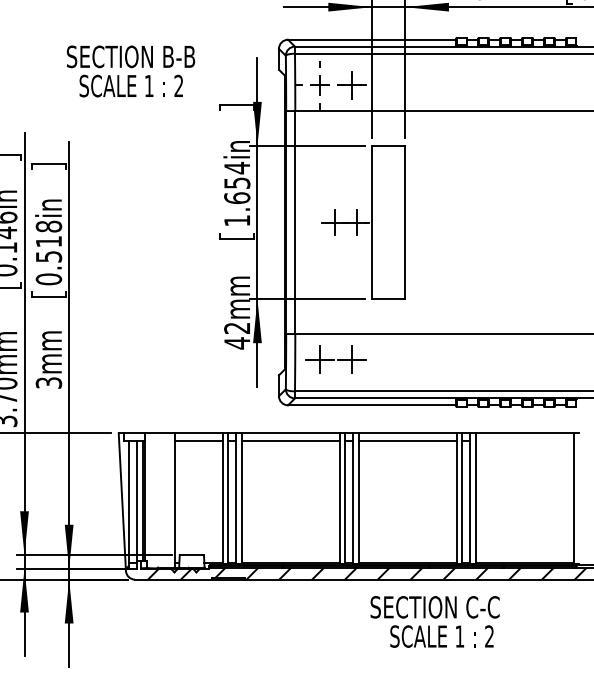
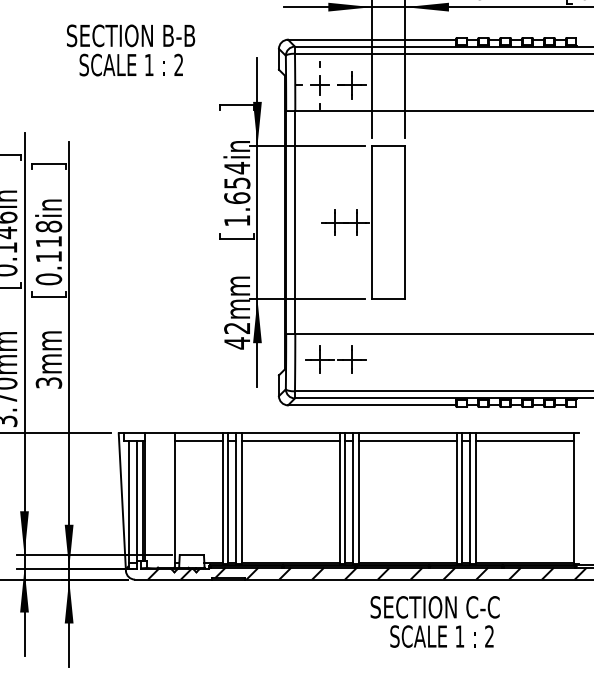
text position: (131, 71) -> (131, 50) (131, 50)
text: 0.518in -> 0.118in (49, 256)
line: none -> present (524, 440)
